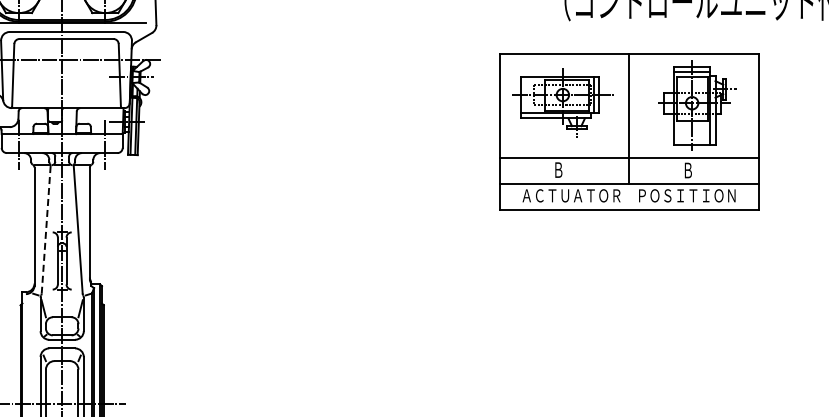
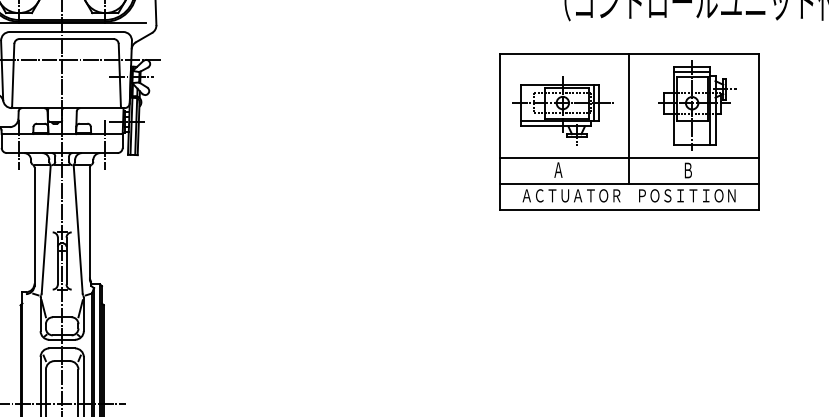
part position: (562, 102) -> (562, 110) (562, 110)
text: Ｂ -> Ａ (558, 169)
line: dashed -> solid (46, 229)
